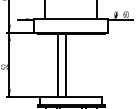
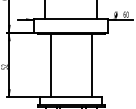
line position: (57, 65) -> (50, 65) (50, 65)
line position: (65, 65) -> (91, 65) (91, 65)
